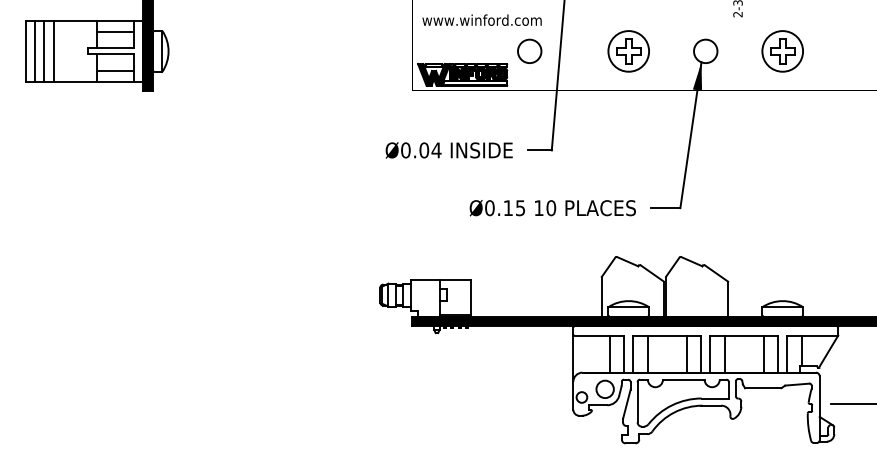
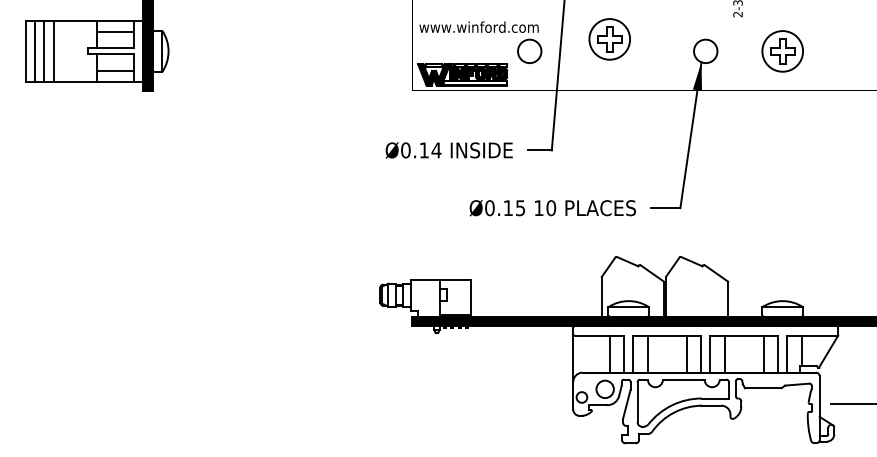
text position: (481, 19) -> (478, 26) (478, 26)
part position: (628, 51) -> (609, 39) (609, 39)
text: Ø0.04 -> Ø0.14 (424, 150)
